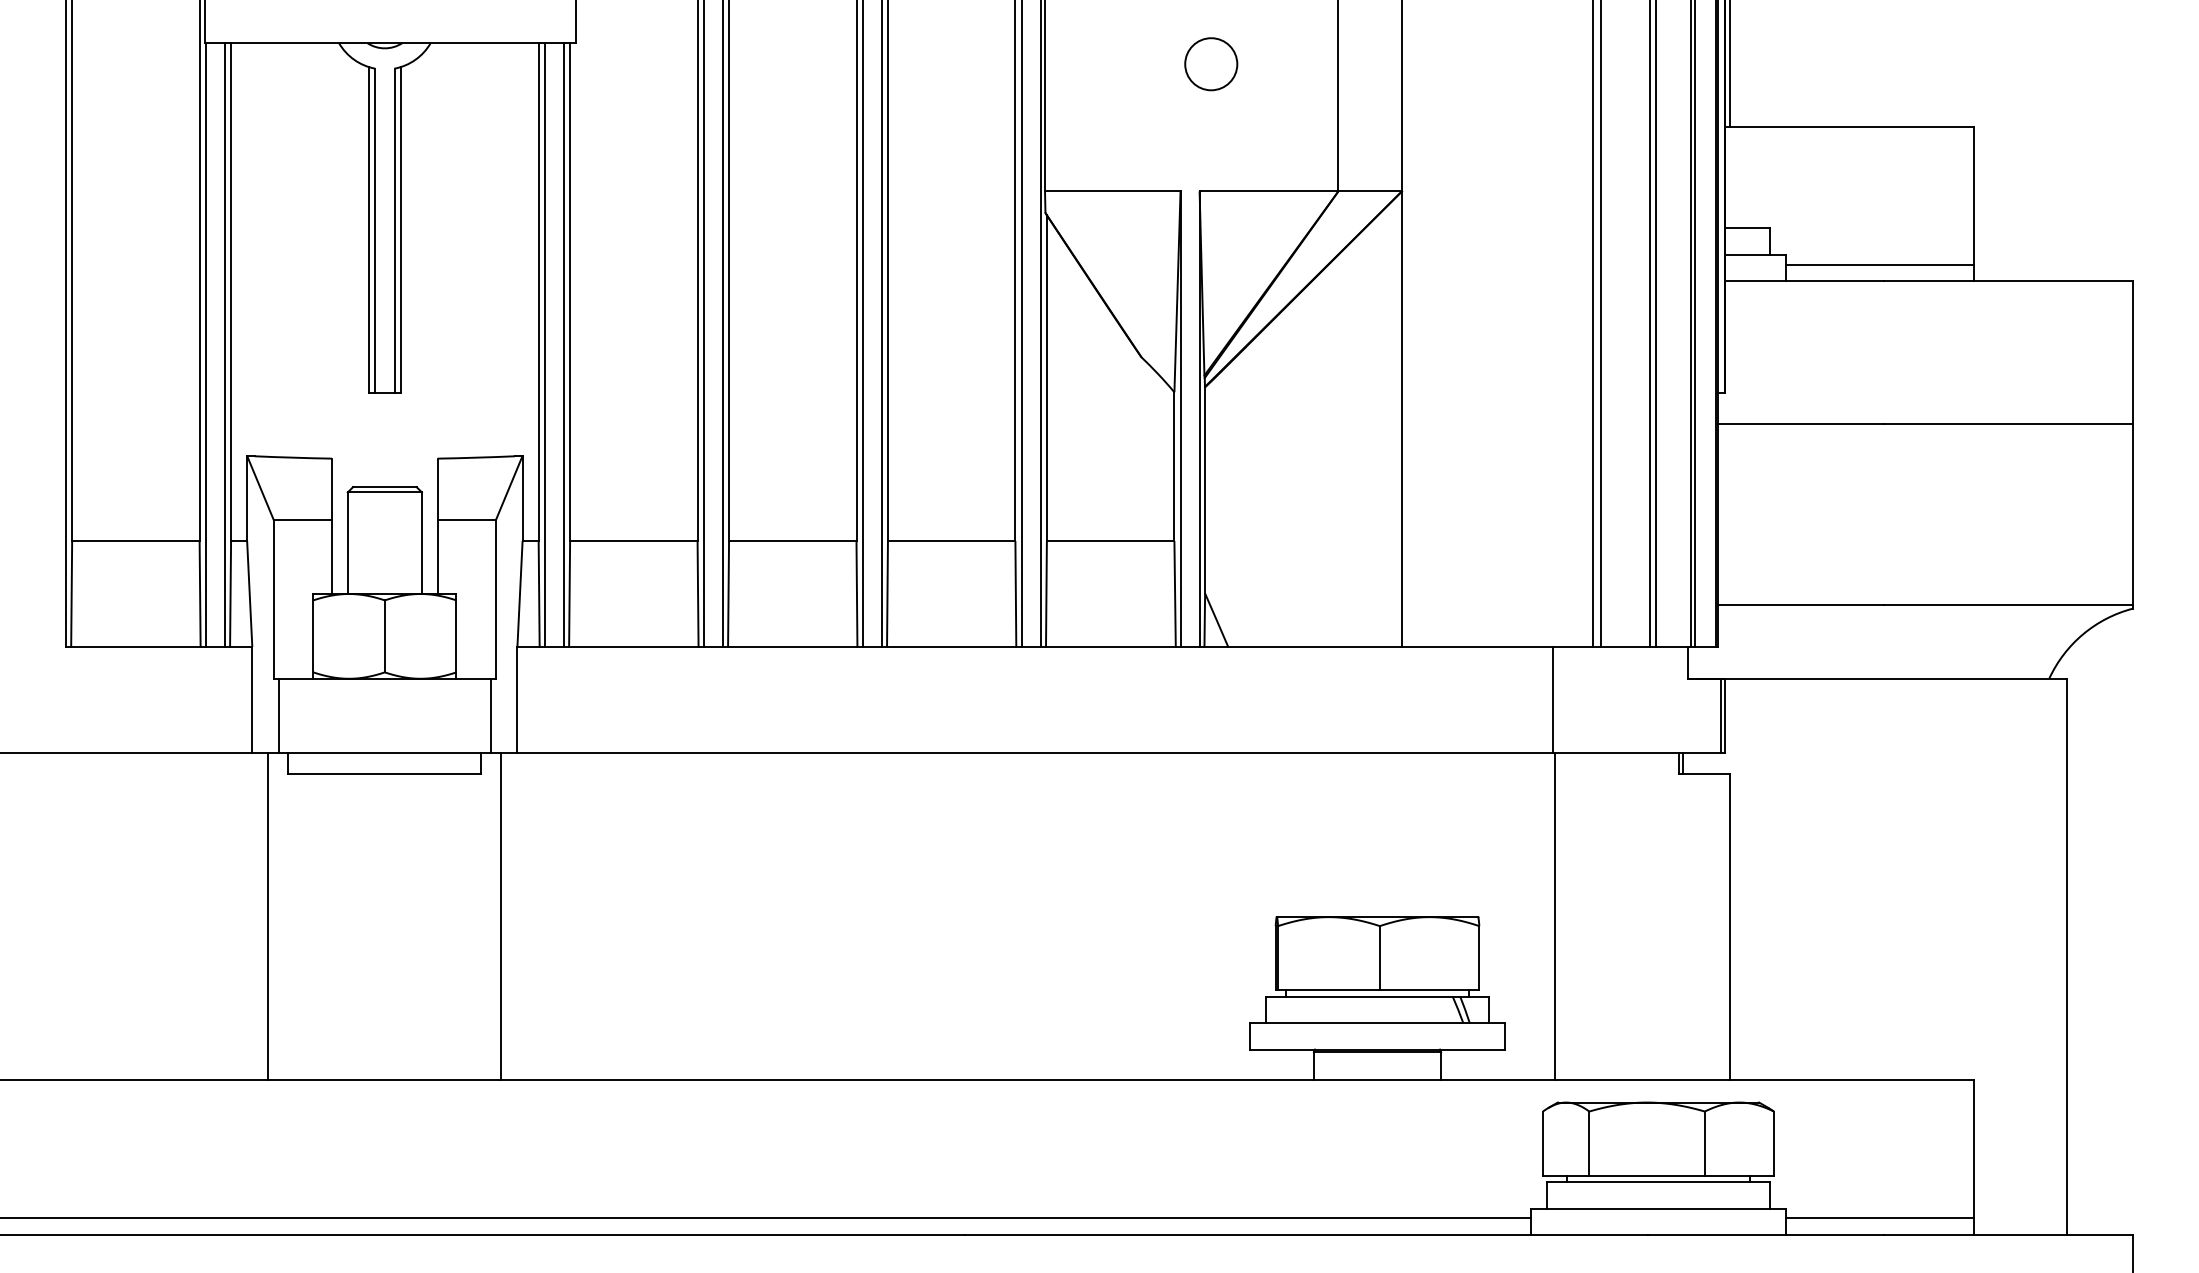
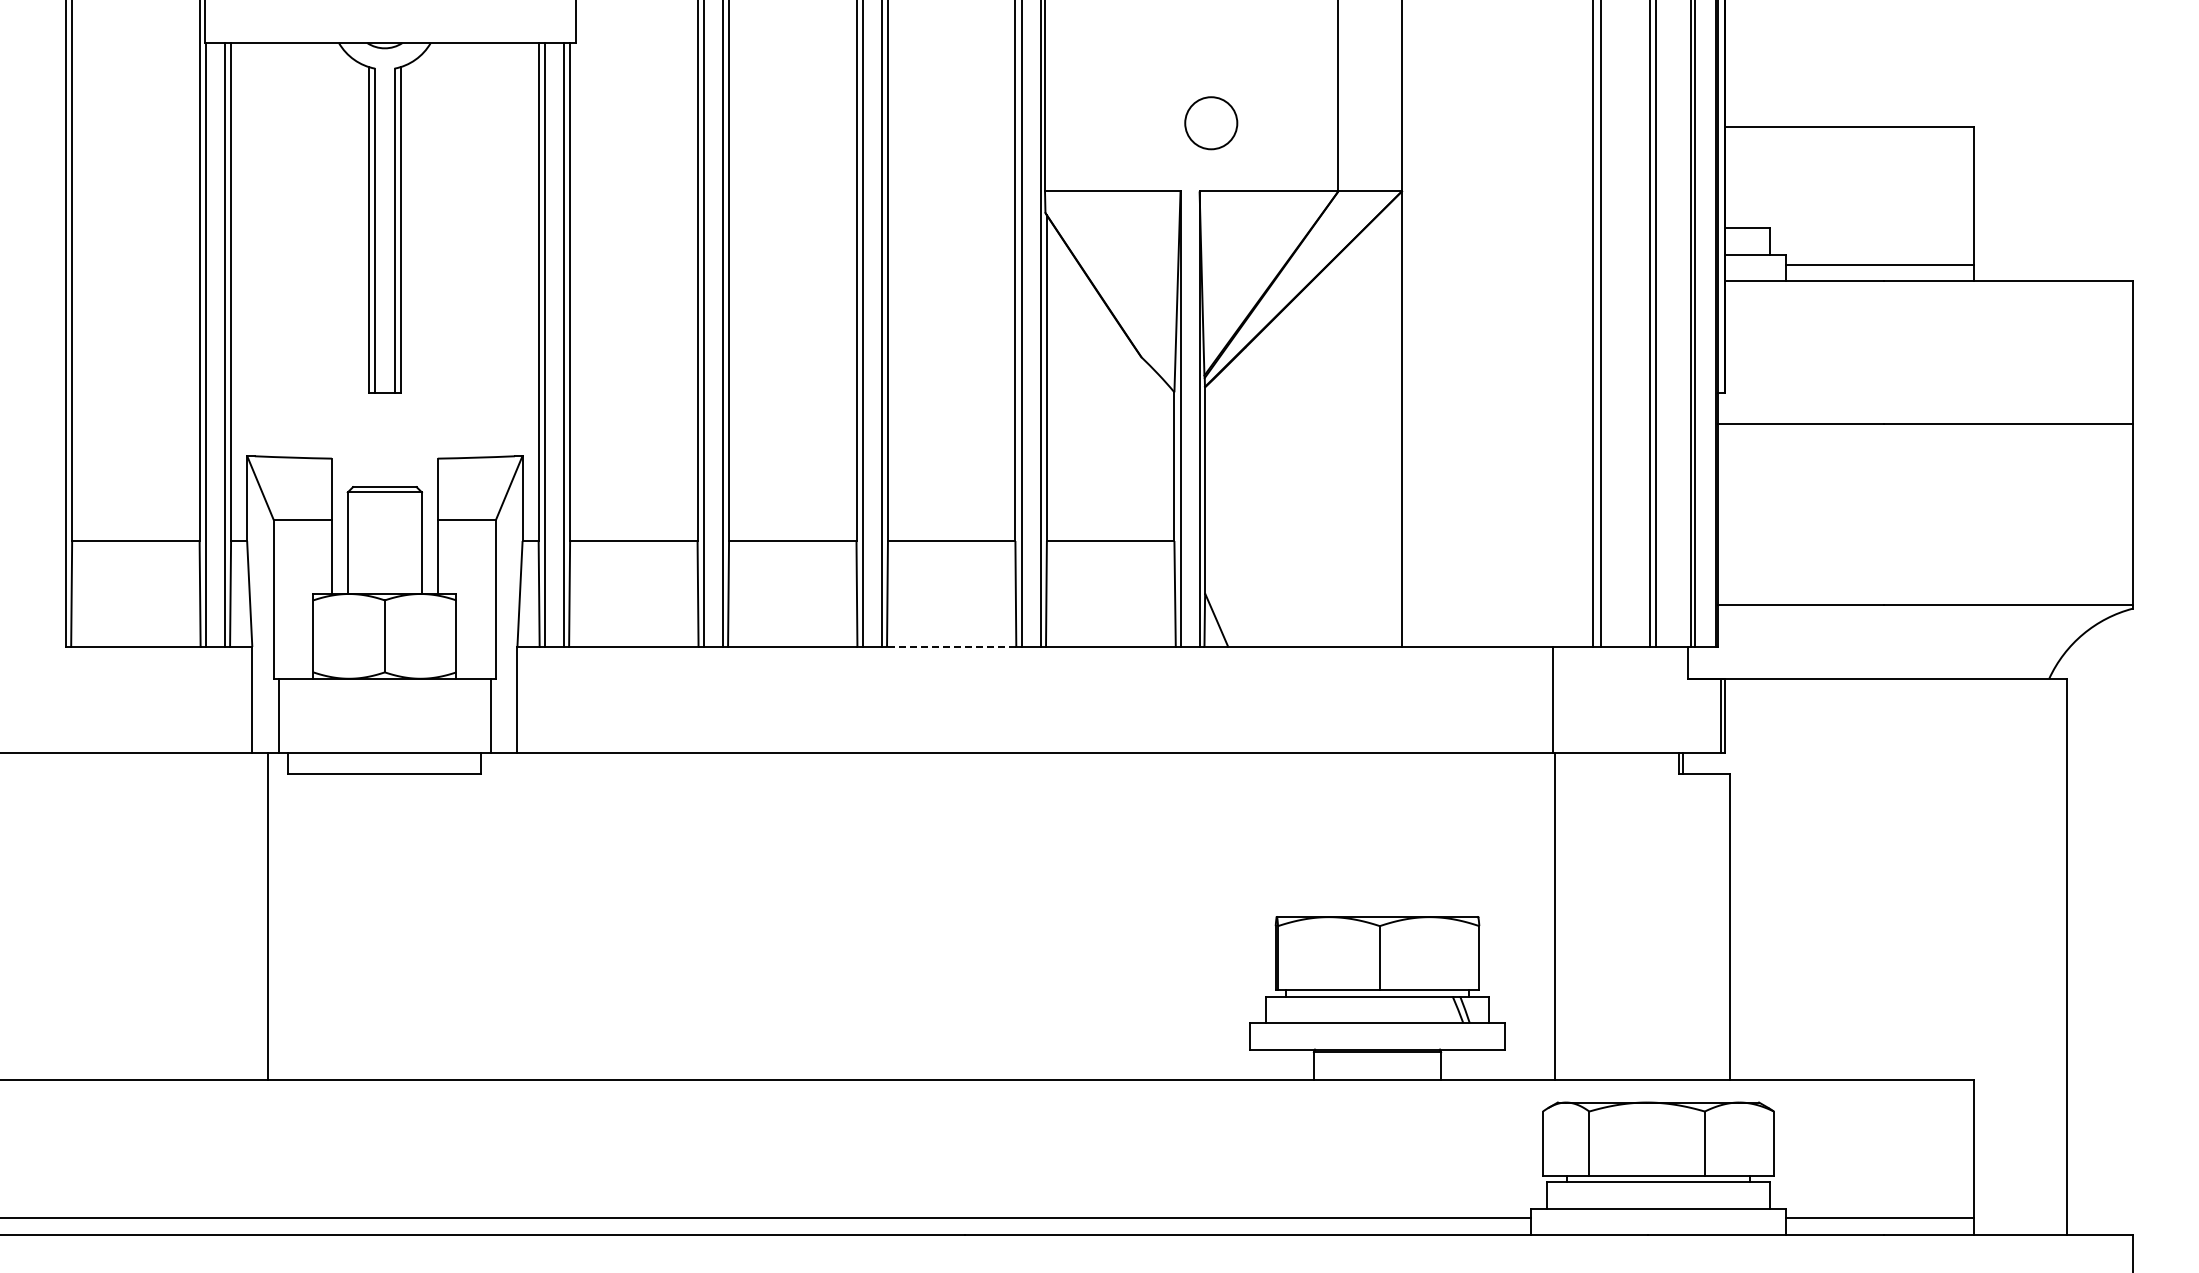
circle position: (1211, 64) -> (1211, 123) (1211, 123)
line: present -> none (1730, 64)
line: solid -> dashed (951, 646)
line: present -> none (501, 916)
